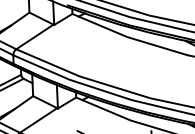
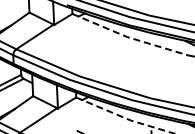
line: solid -> dashed (129, 37)
line: solid -> dashed (125, 118)
